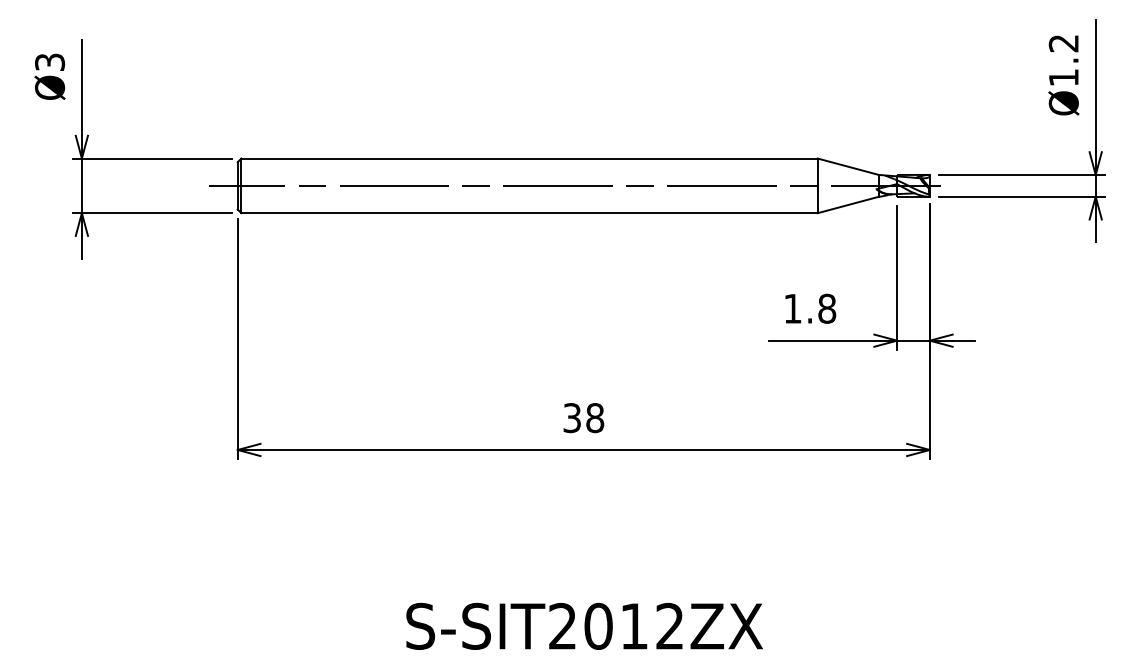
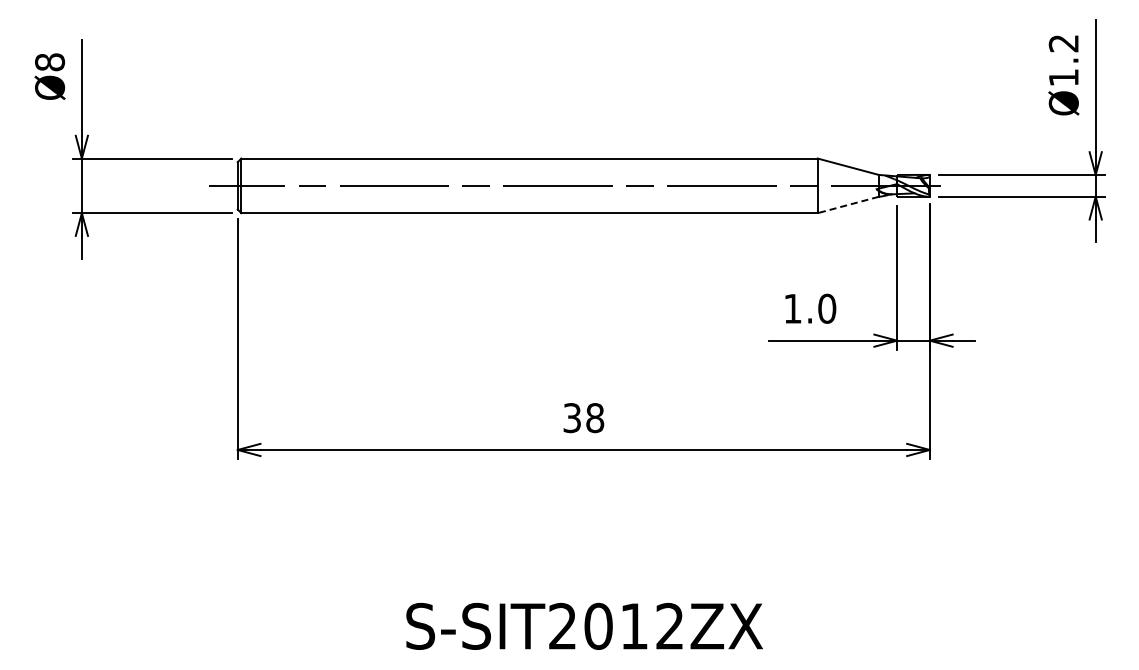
text: Ø3 -> Ø8 (50, 62)
line: solid -> dashed (848, 204)
text: 1.8 -> 1.0 (827, 308)
